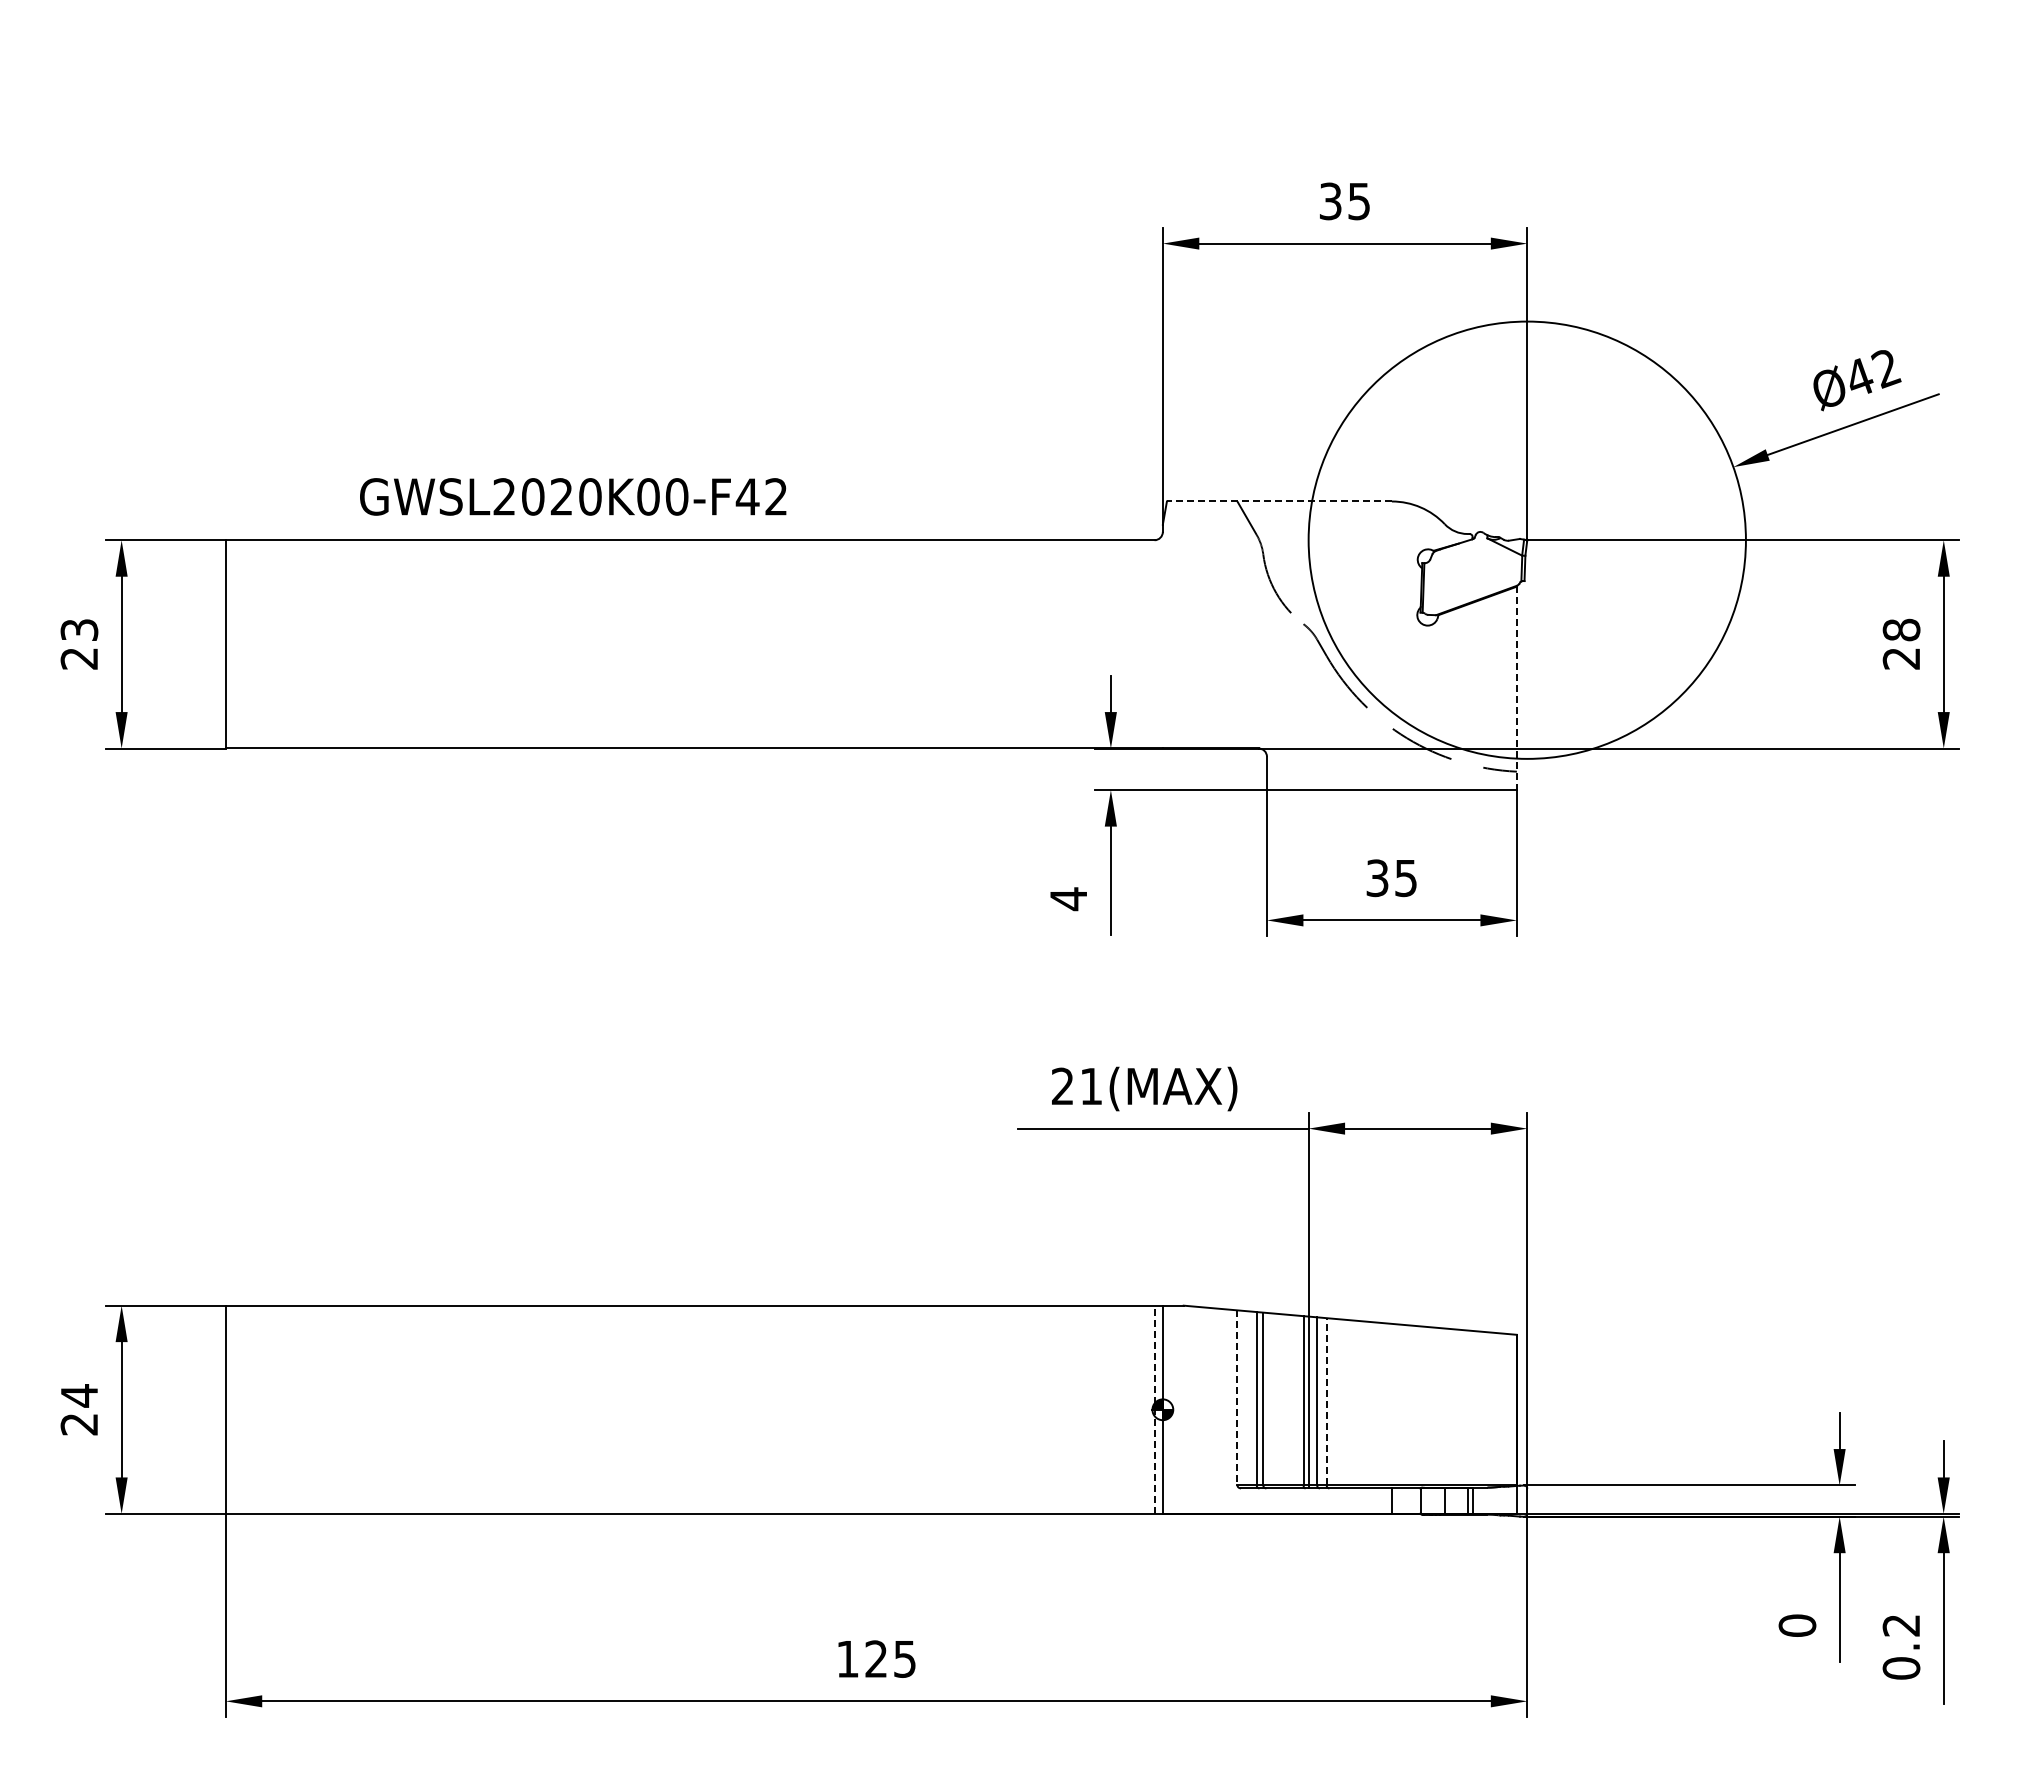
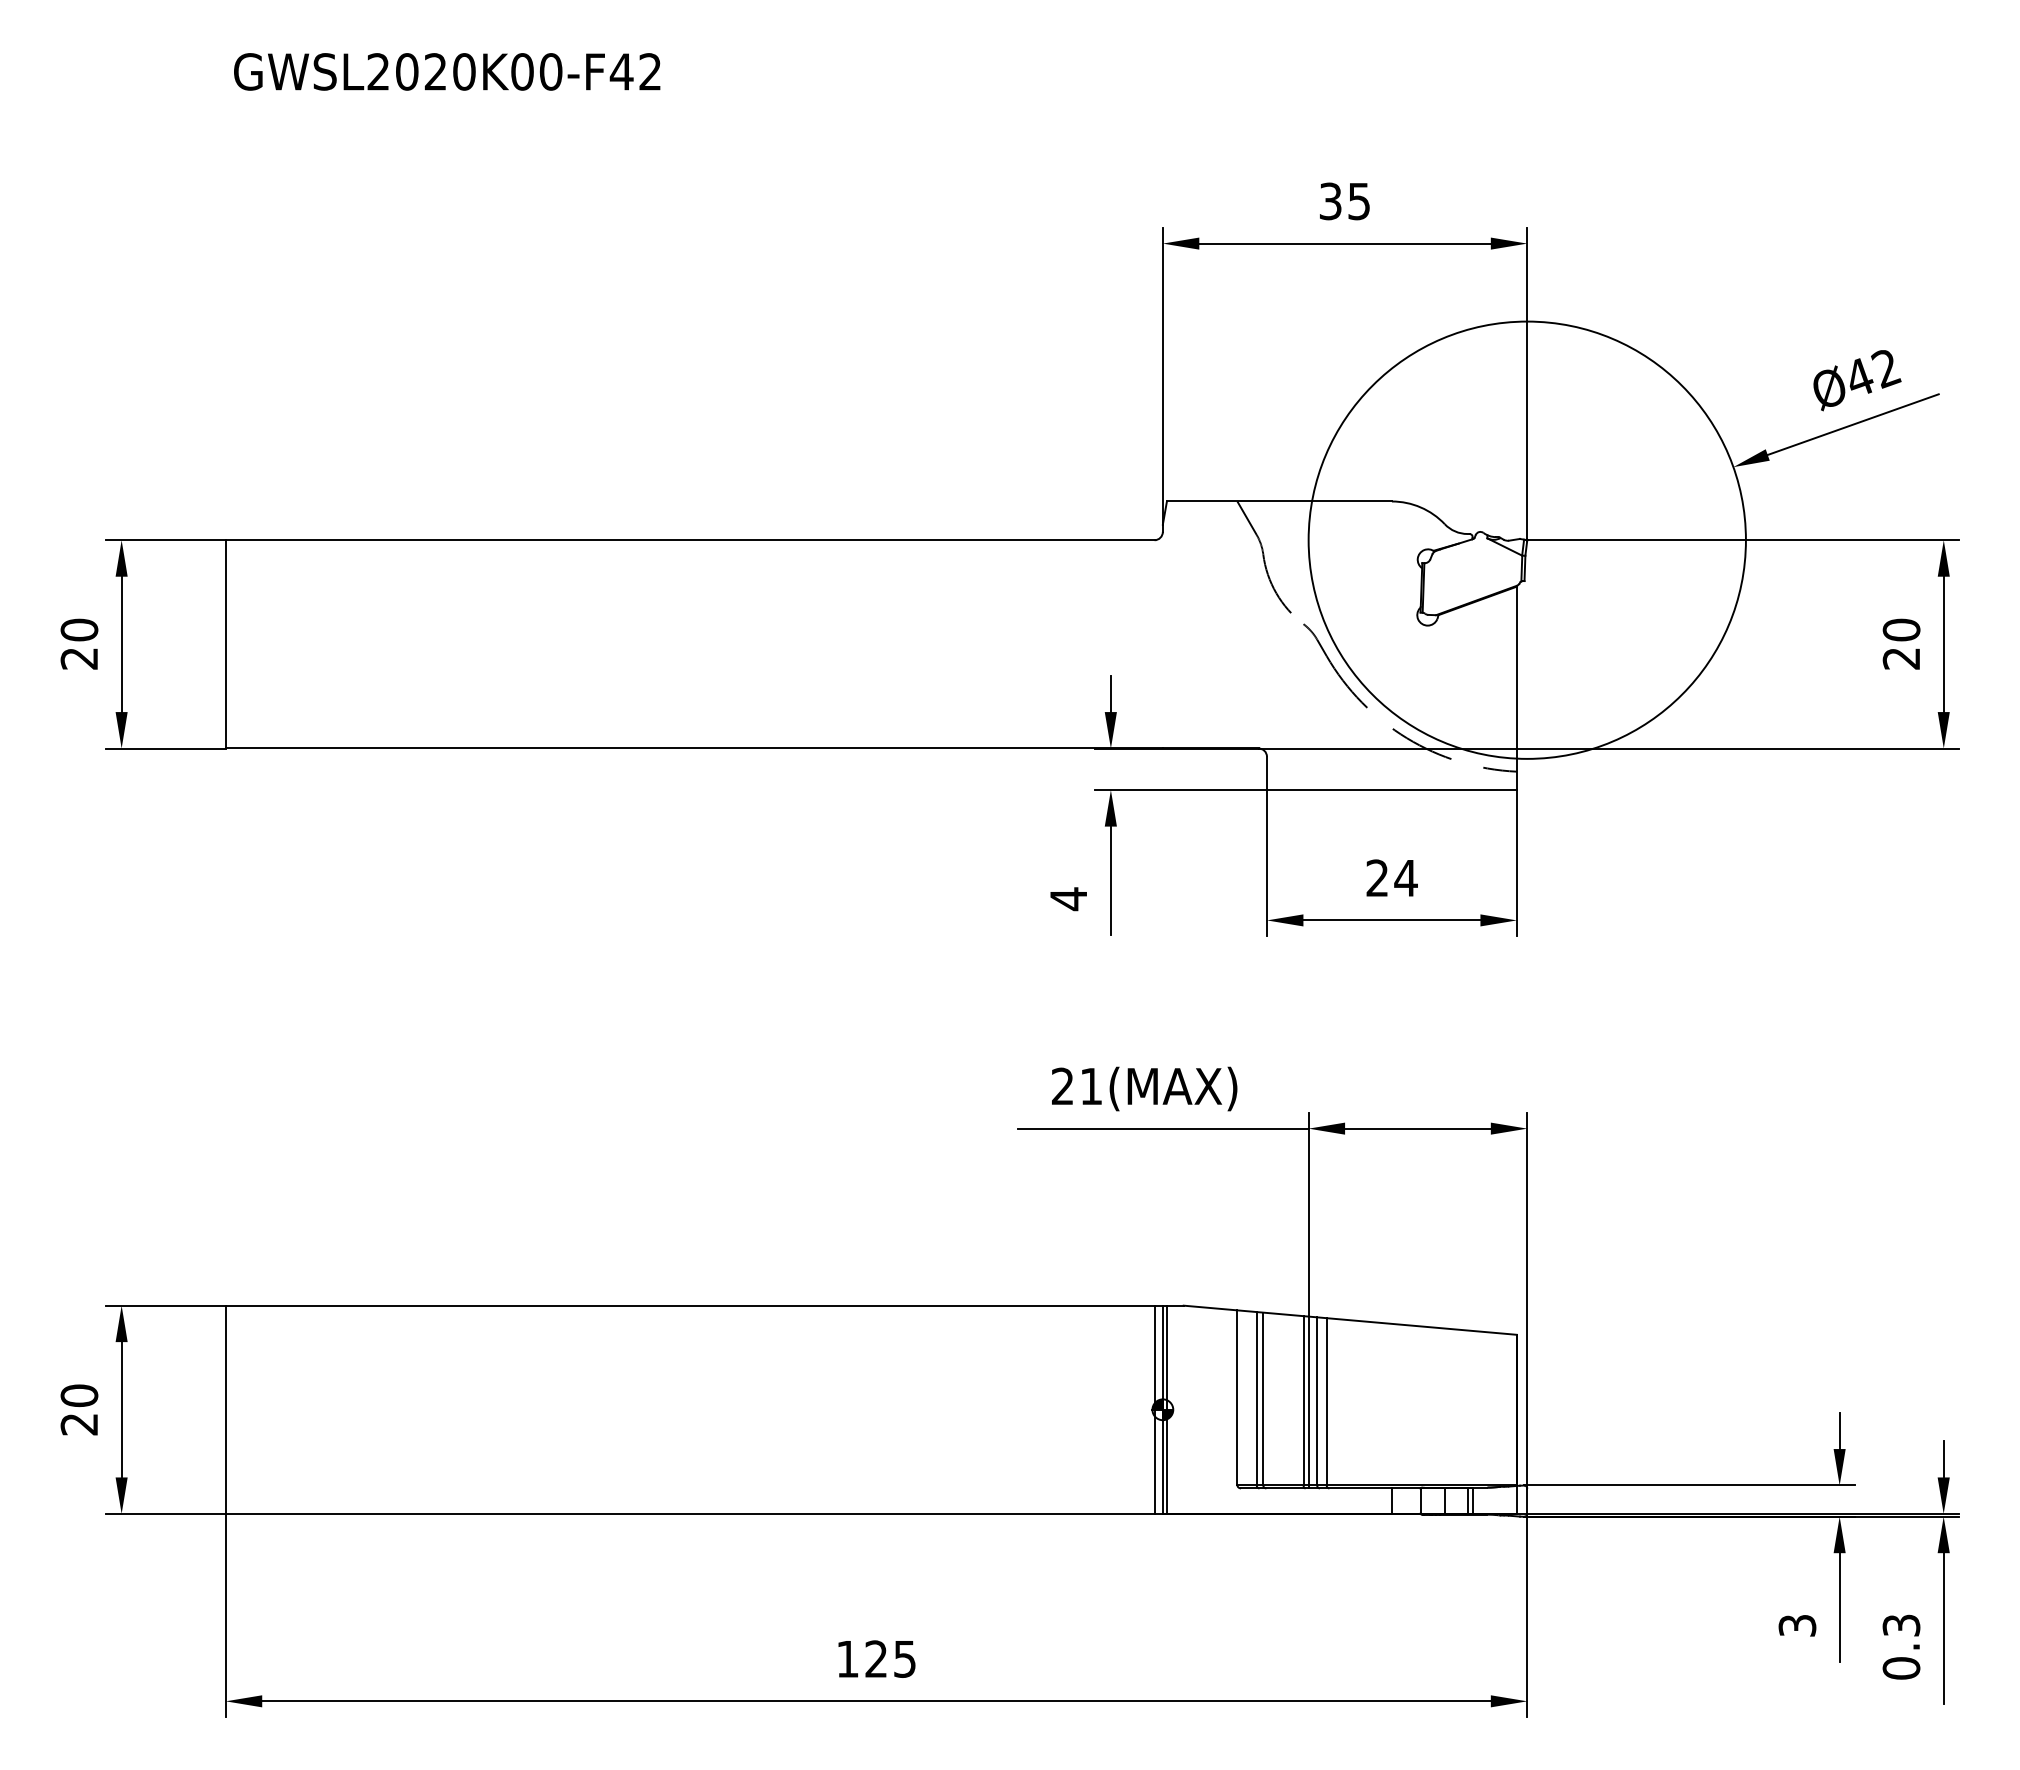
text position: (573, 496) -> (447, 71) (447, 71)
line: dashed -> solid (1278, 501)
text: 23 -> 20 (79, 629)
text: 28 -> 20 (1901, 629)
line: dashed -> solid (1516, 688)
text: 35 -> 24 (1391, 878)
text: 24 -> 20 (79, 1395)
line: dashed -> solid (1237, 1398)
line: dashed -> solid (1326, 1401)
line: dashed -> solid (1154, 1409)
line: none -> present (1166, 1409)
text: 0 -> 3 (1797, 1625)
text: 0.2 -> 0.3 (1901, 1625)
